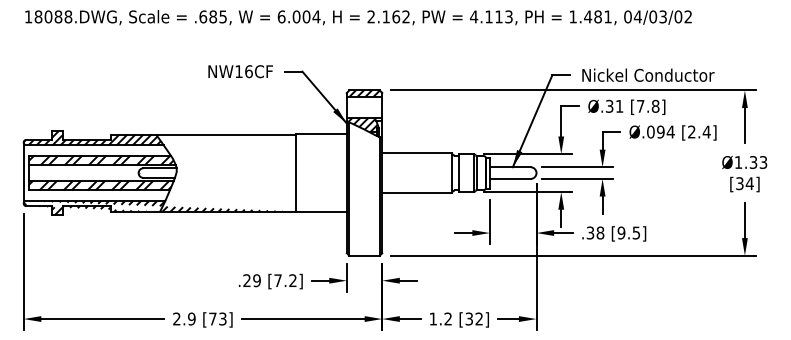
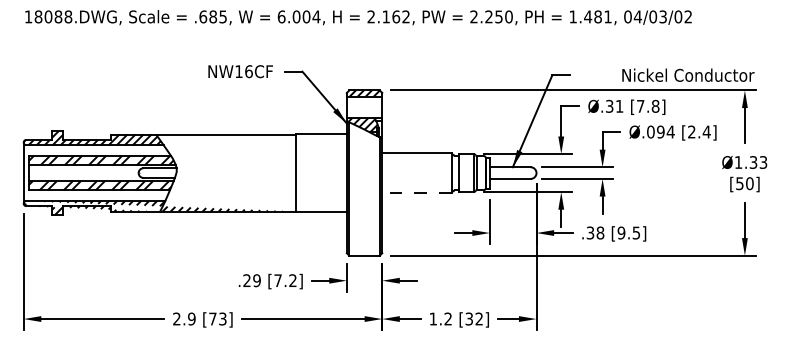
text: 4.113, -> 2.250, (491, 16)
text position: (648, 74) -> (688, 74) (688, 74)
text: [34] -> [50] (744, 183)
line: solid -> dashed (416, 192)
